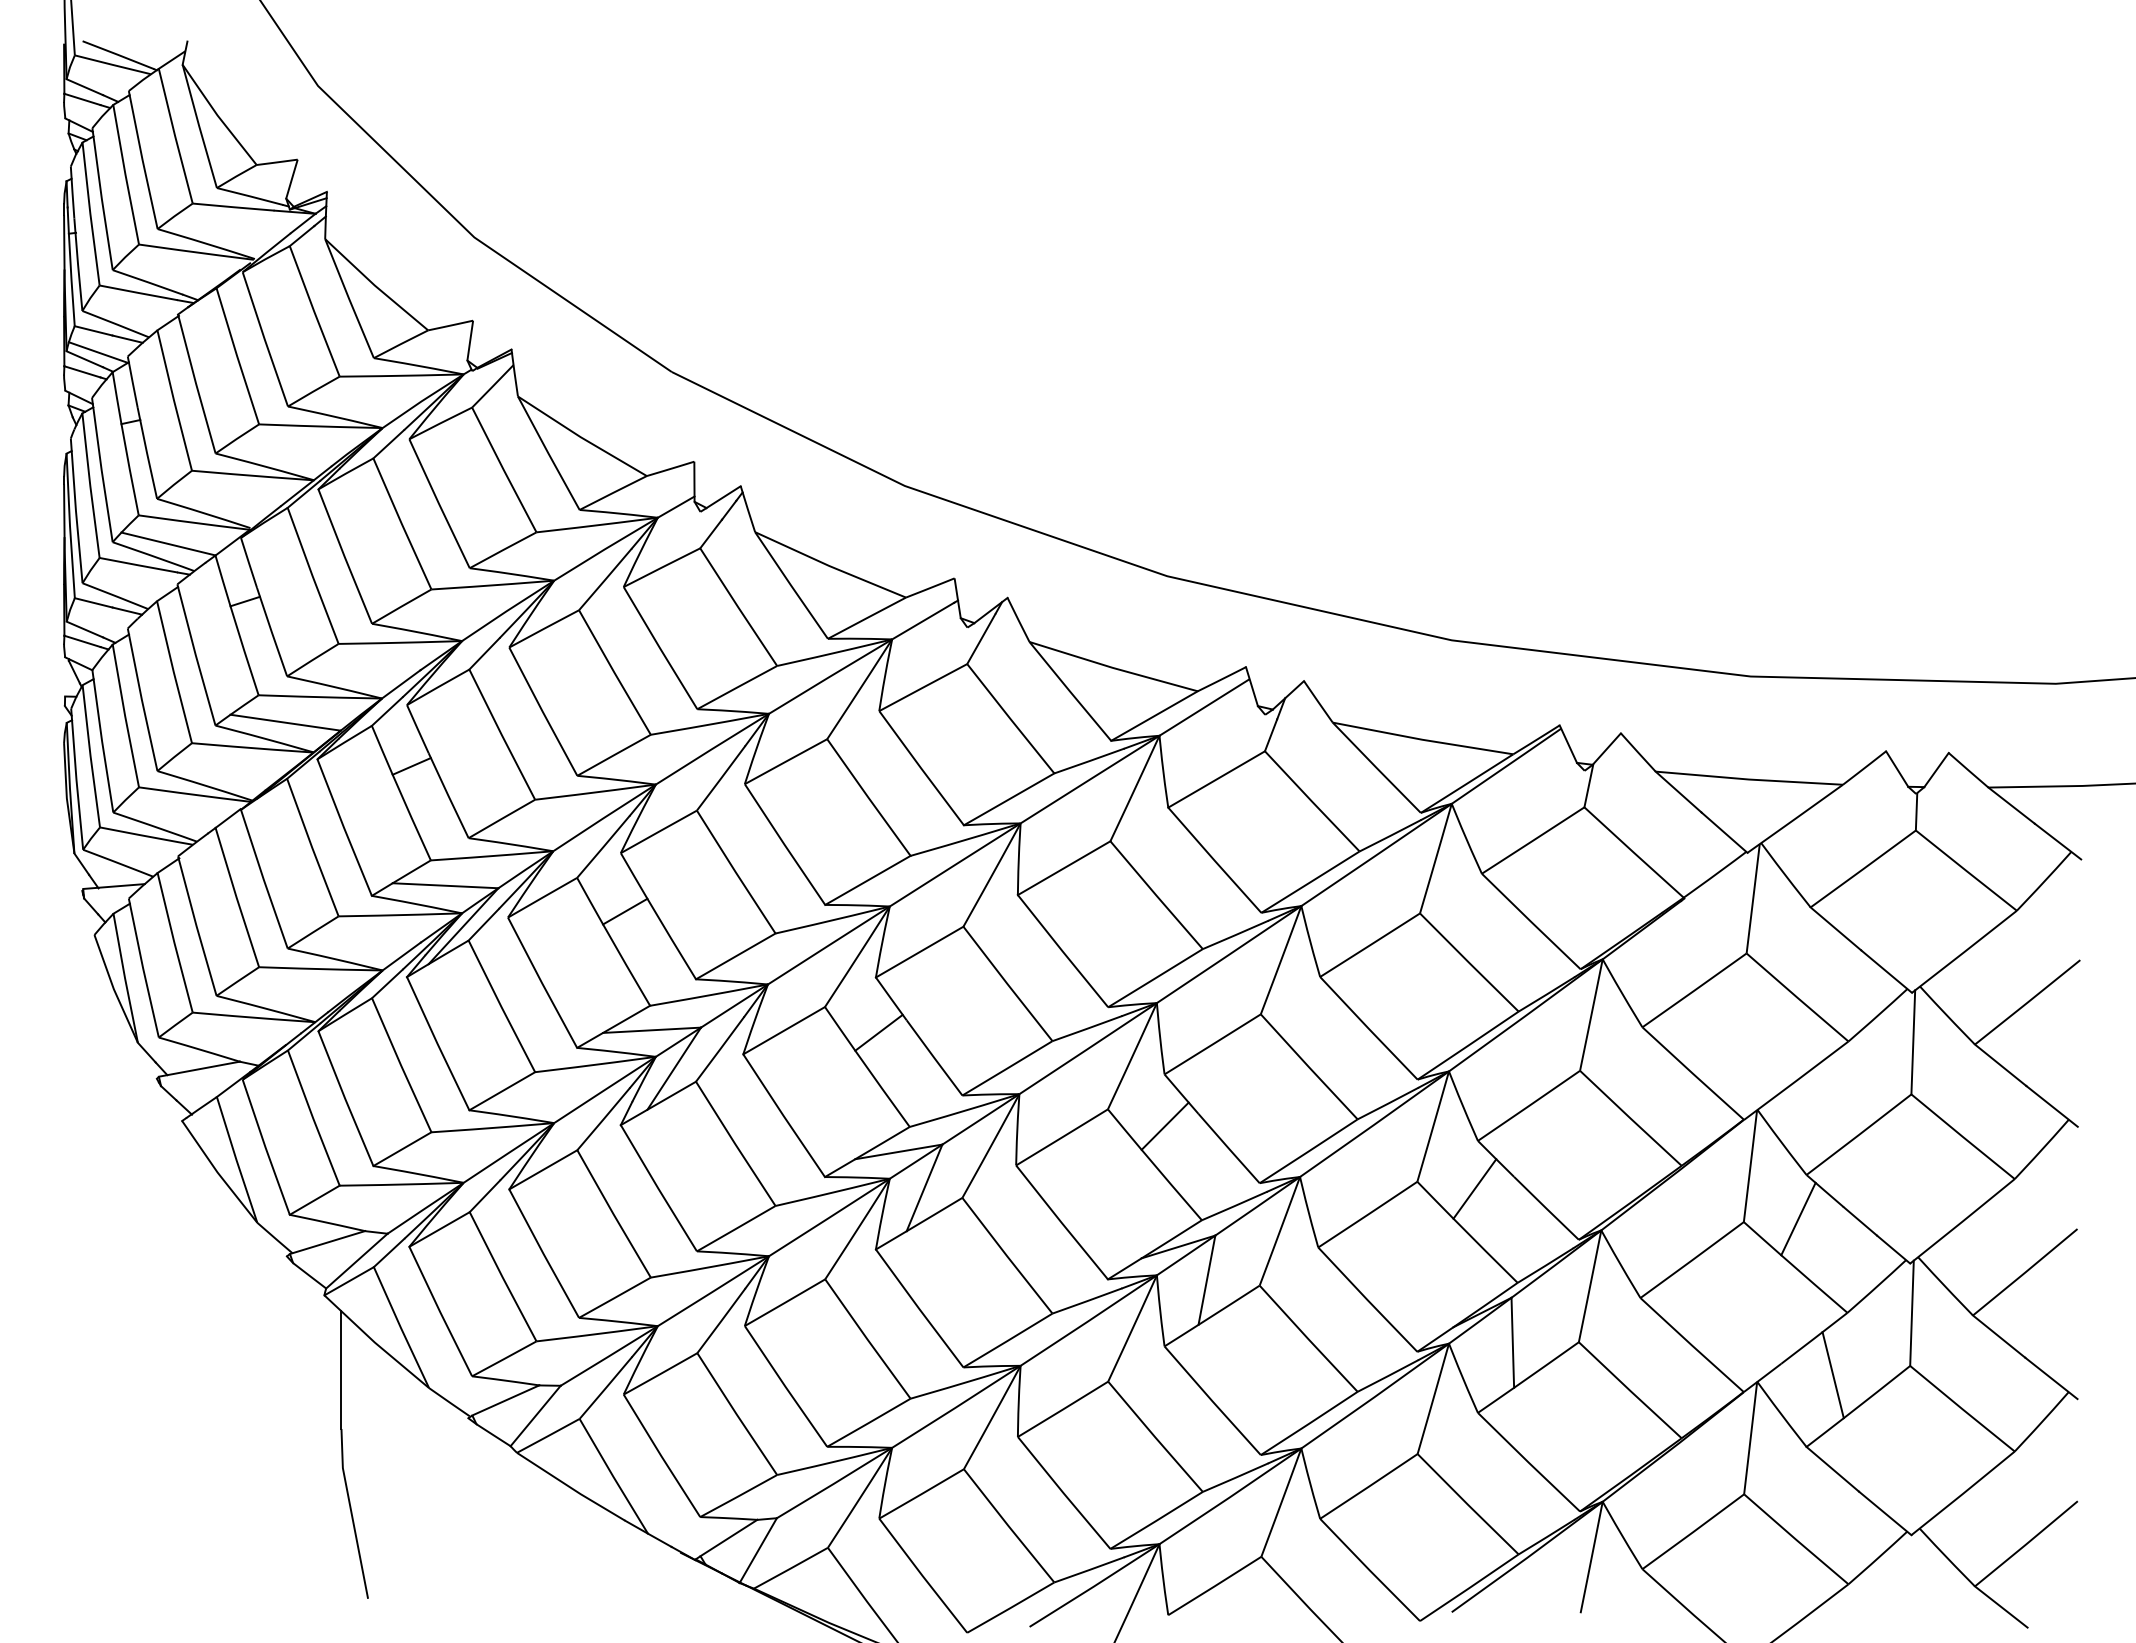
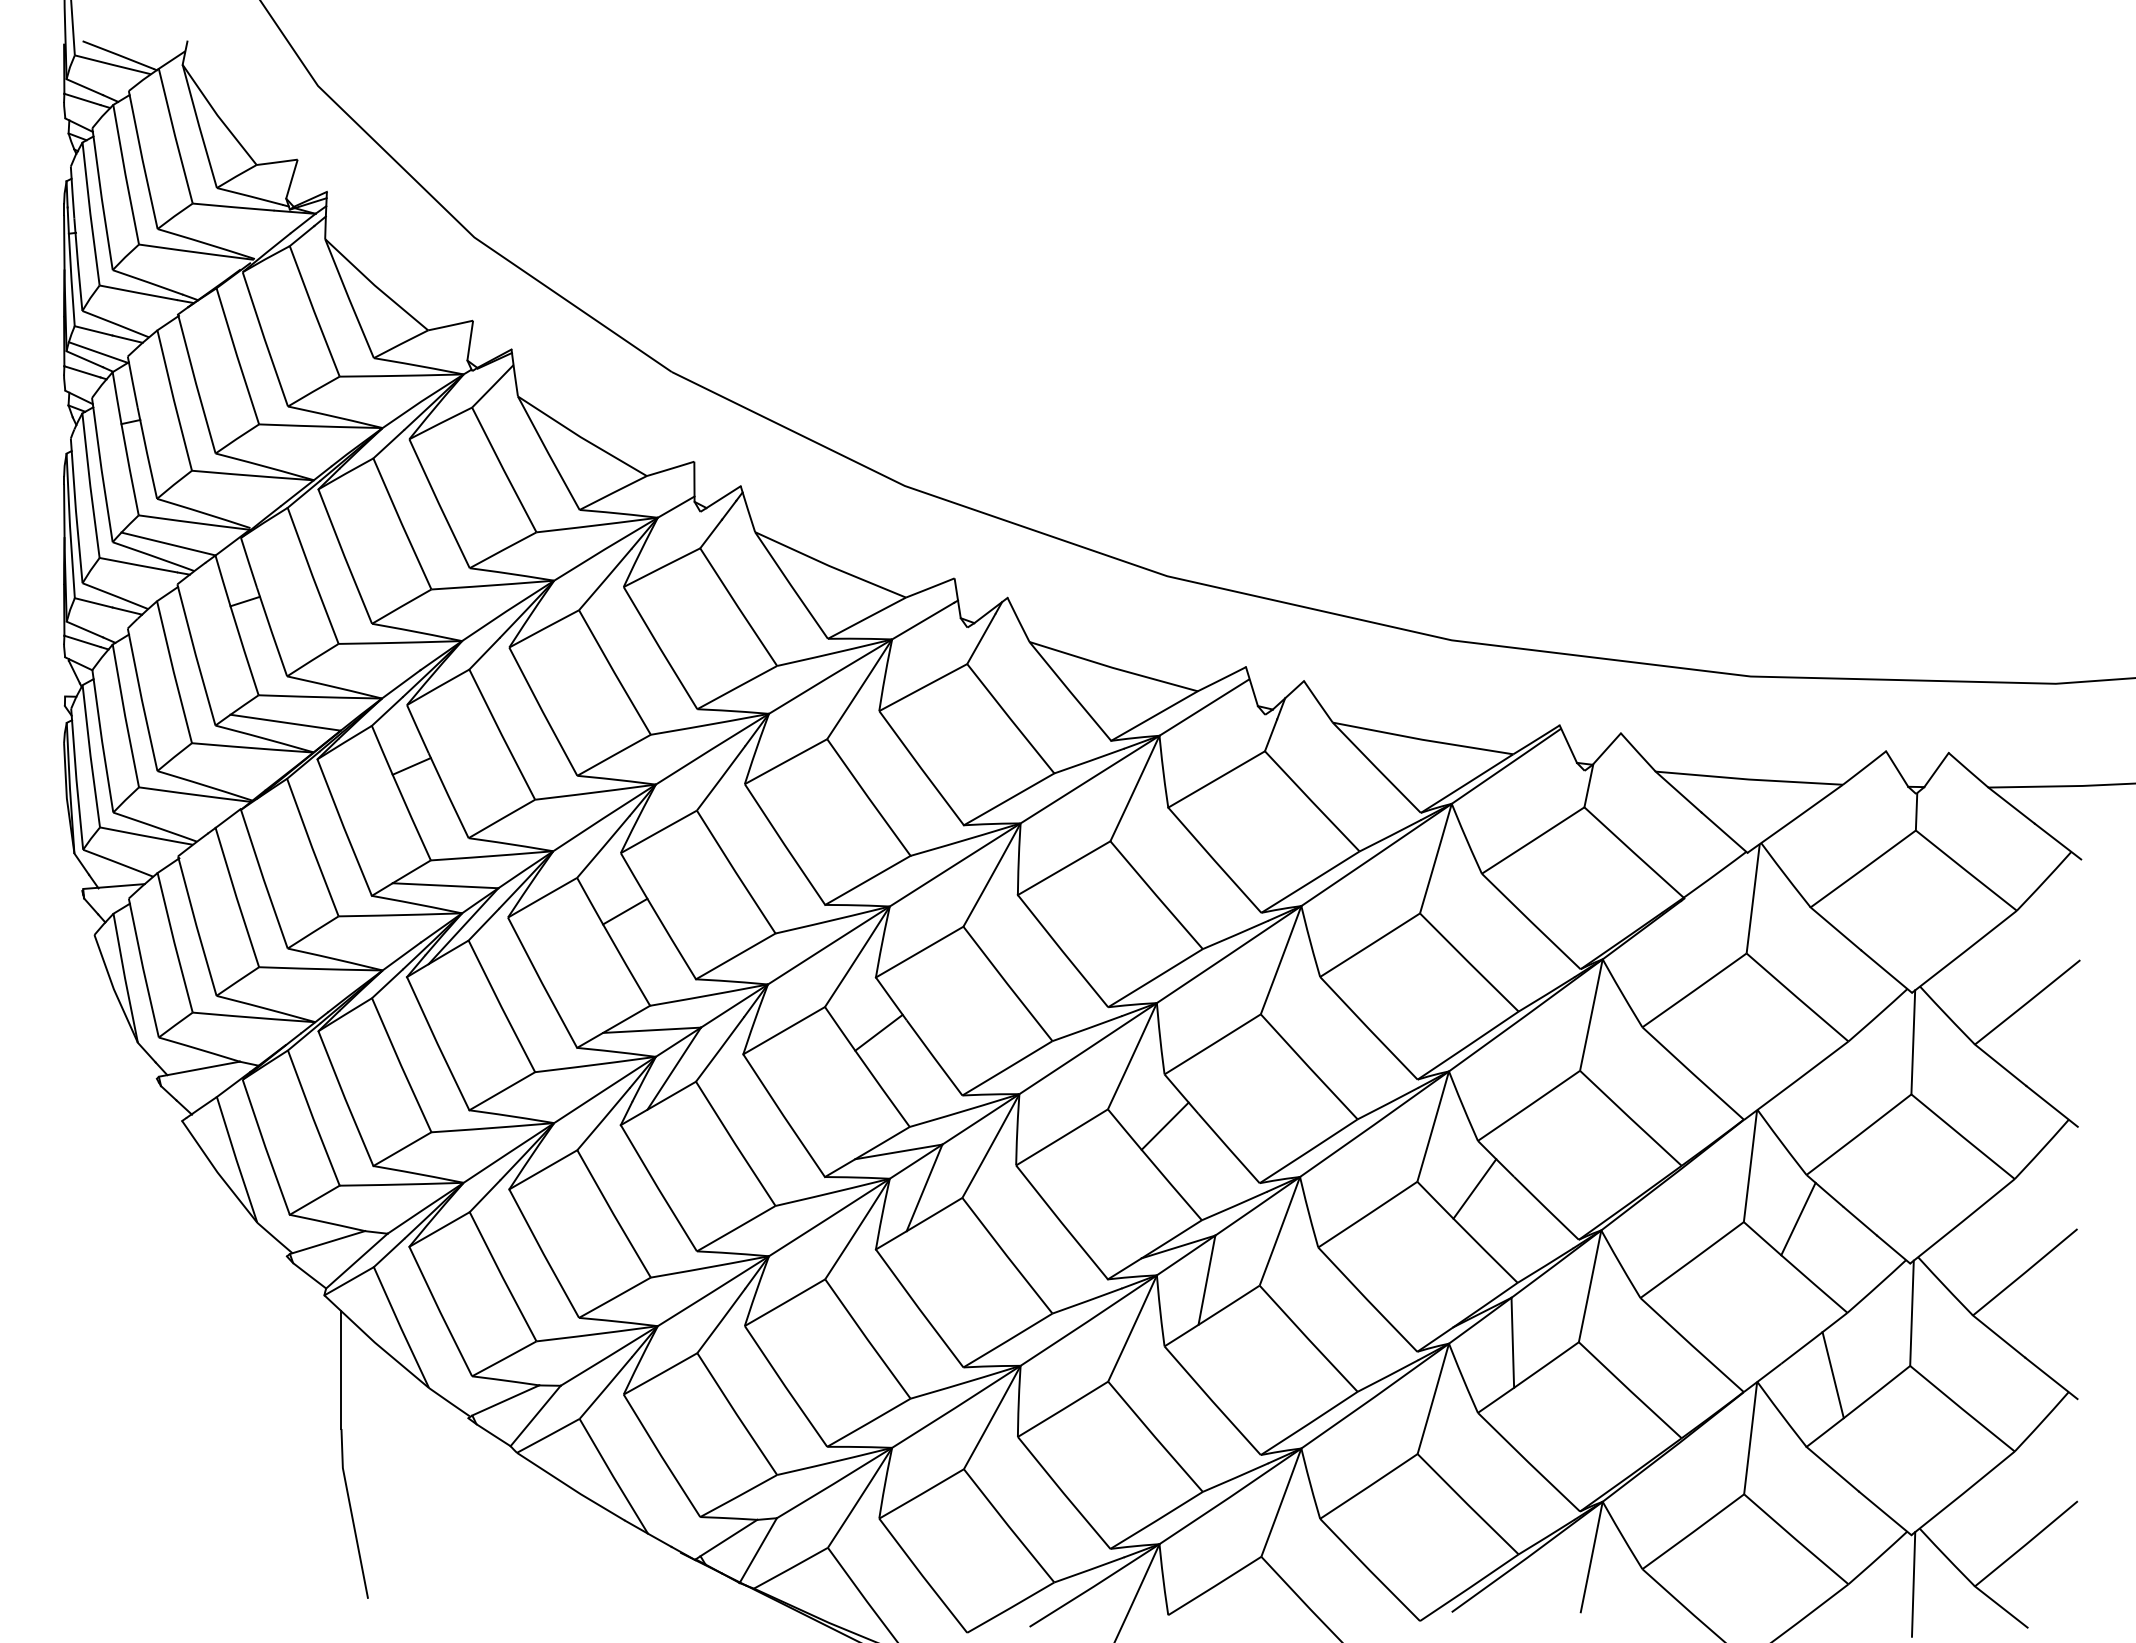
line: none -> present (1913, 1584)
